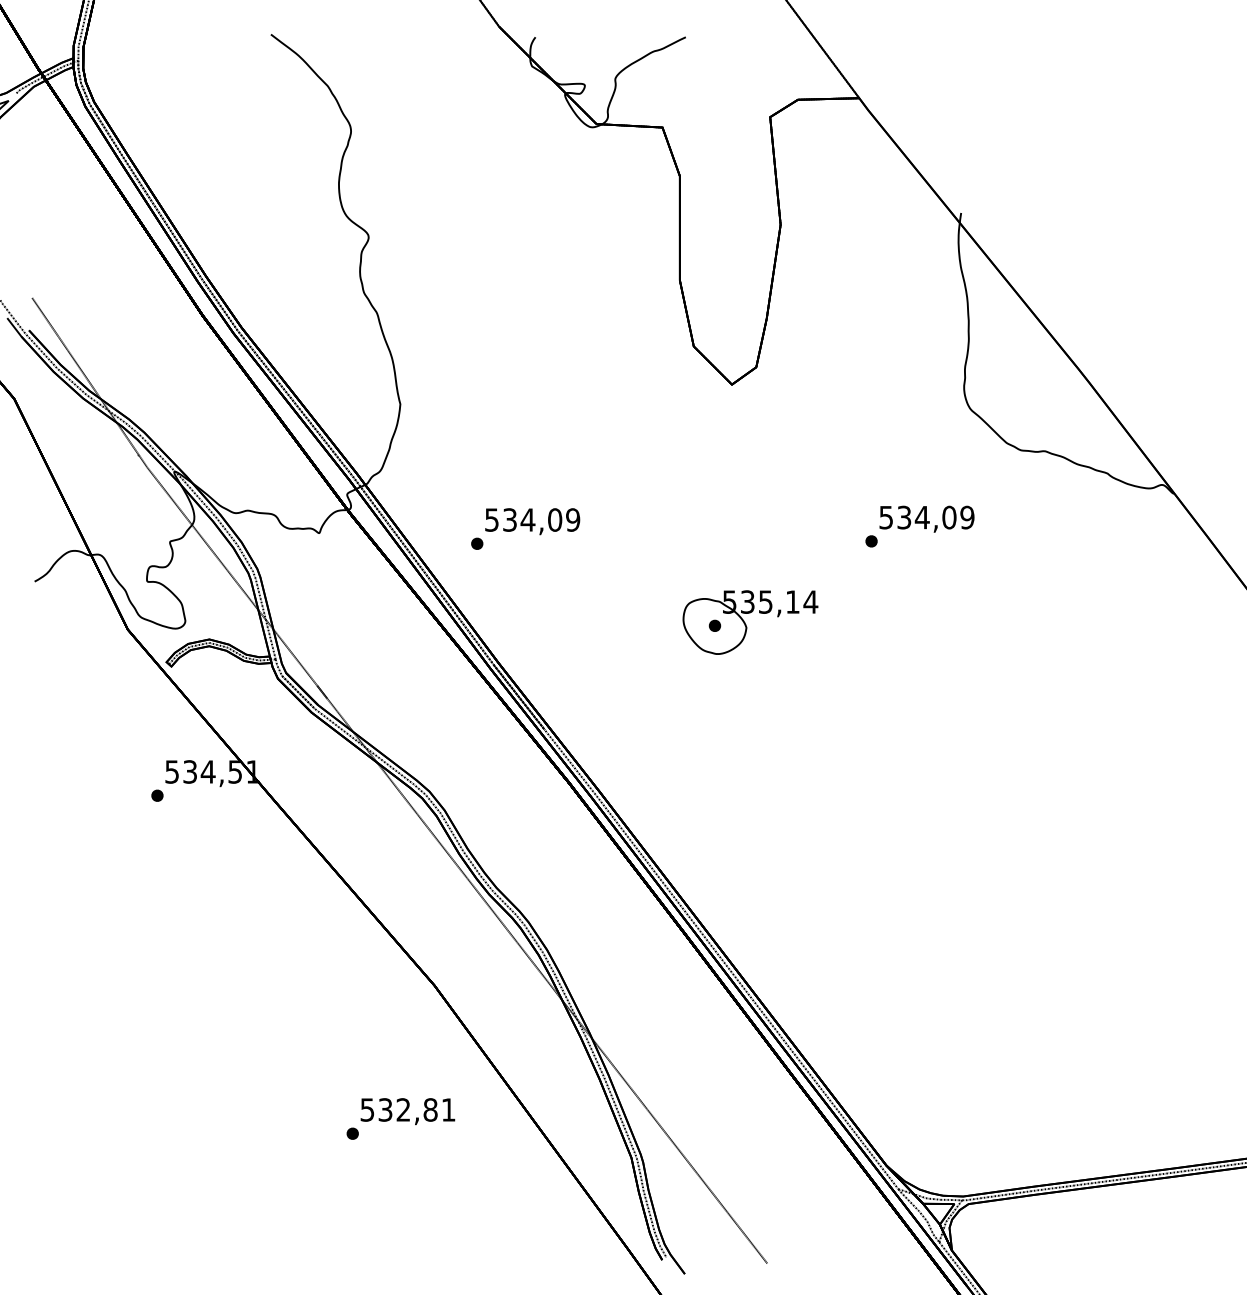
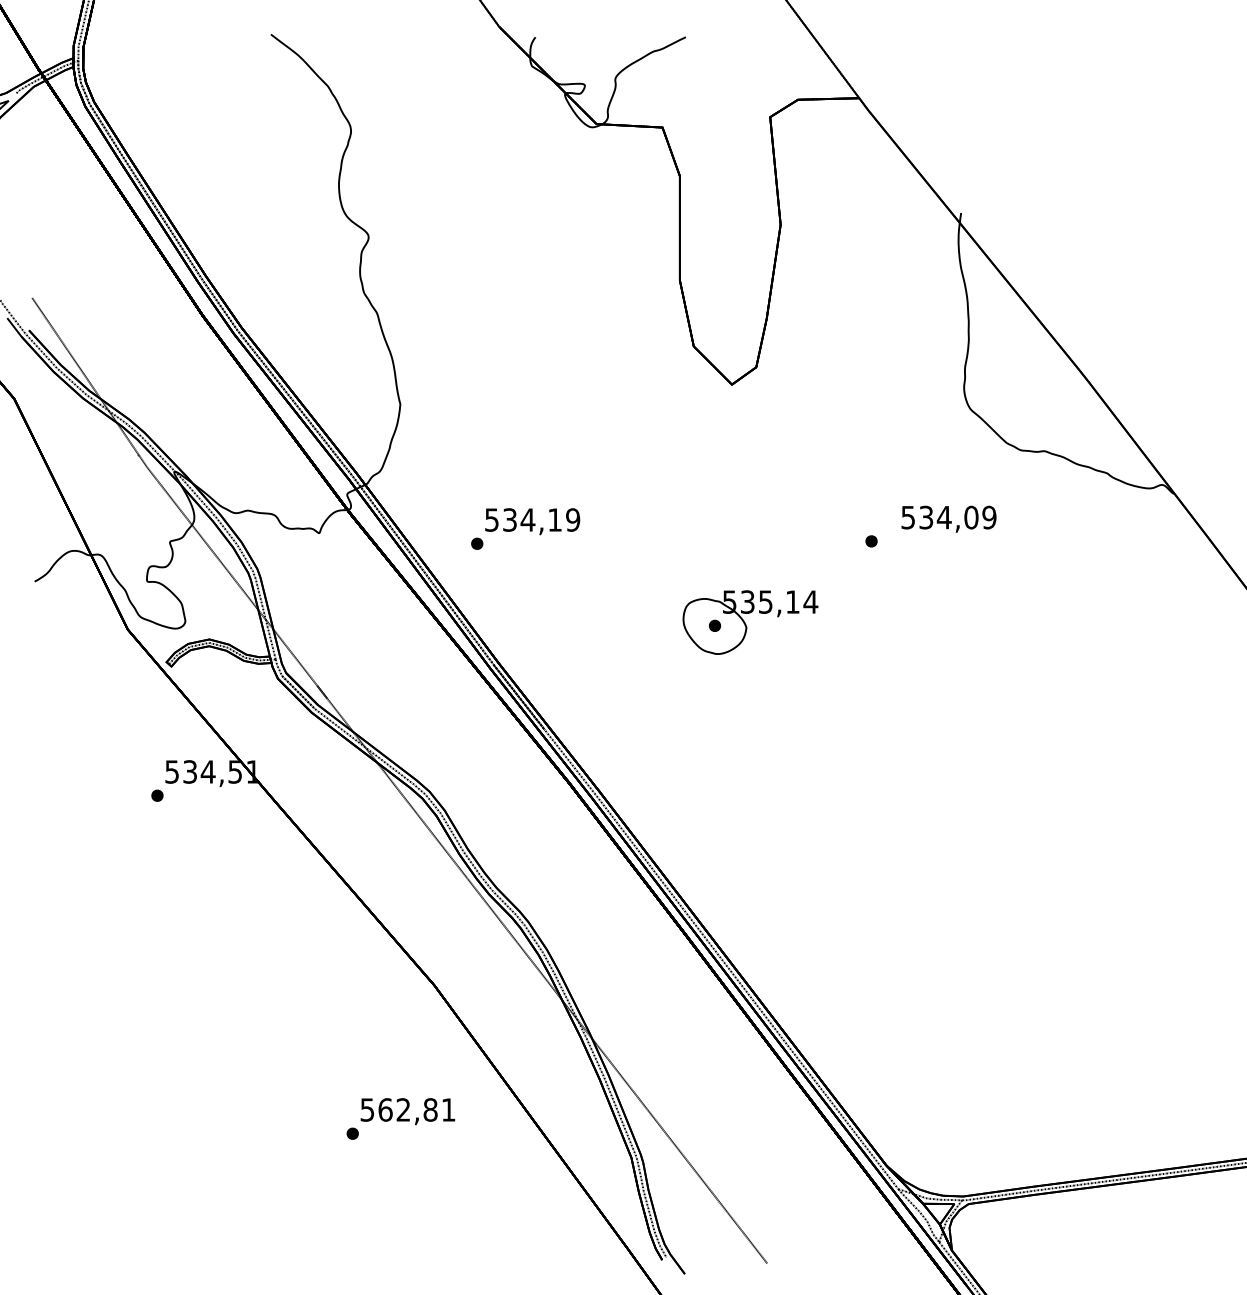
text position: (926, 518) -> (948, 518) (948, 518)
text: 534,09 -> 534,19 (555, 519)
text: 532,81 -> 562,81 (385, 1109)
